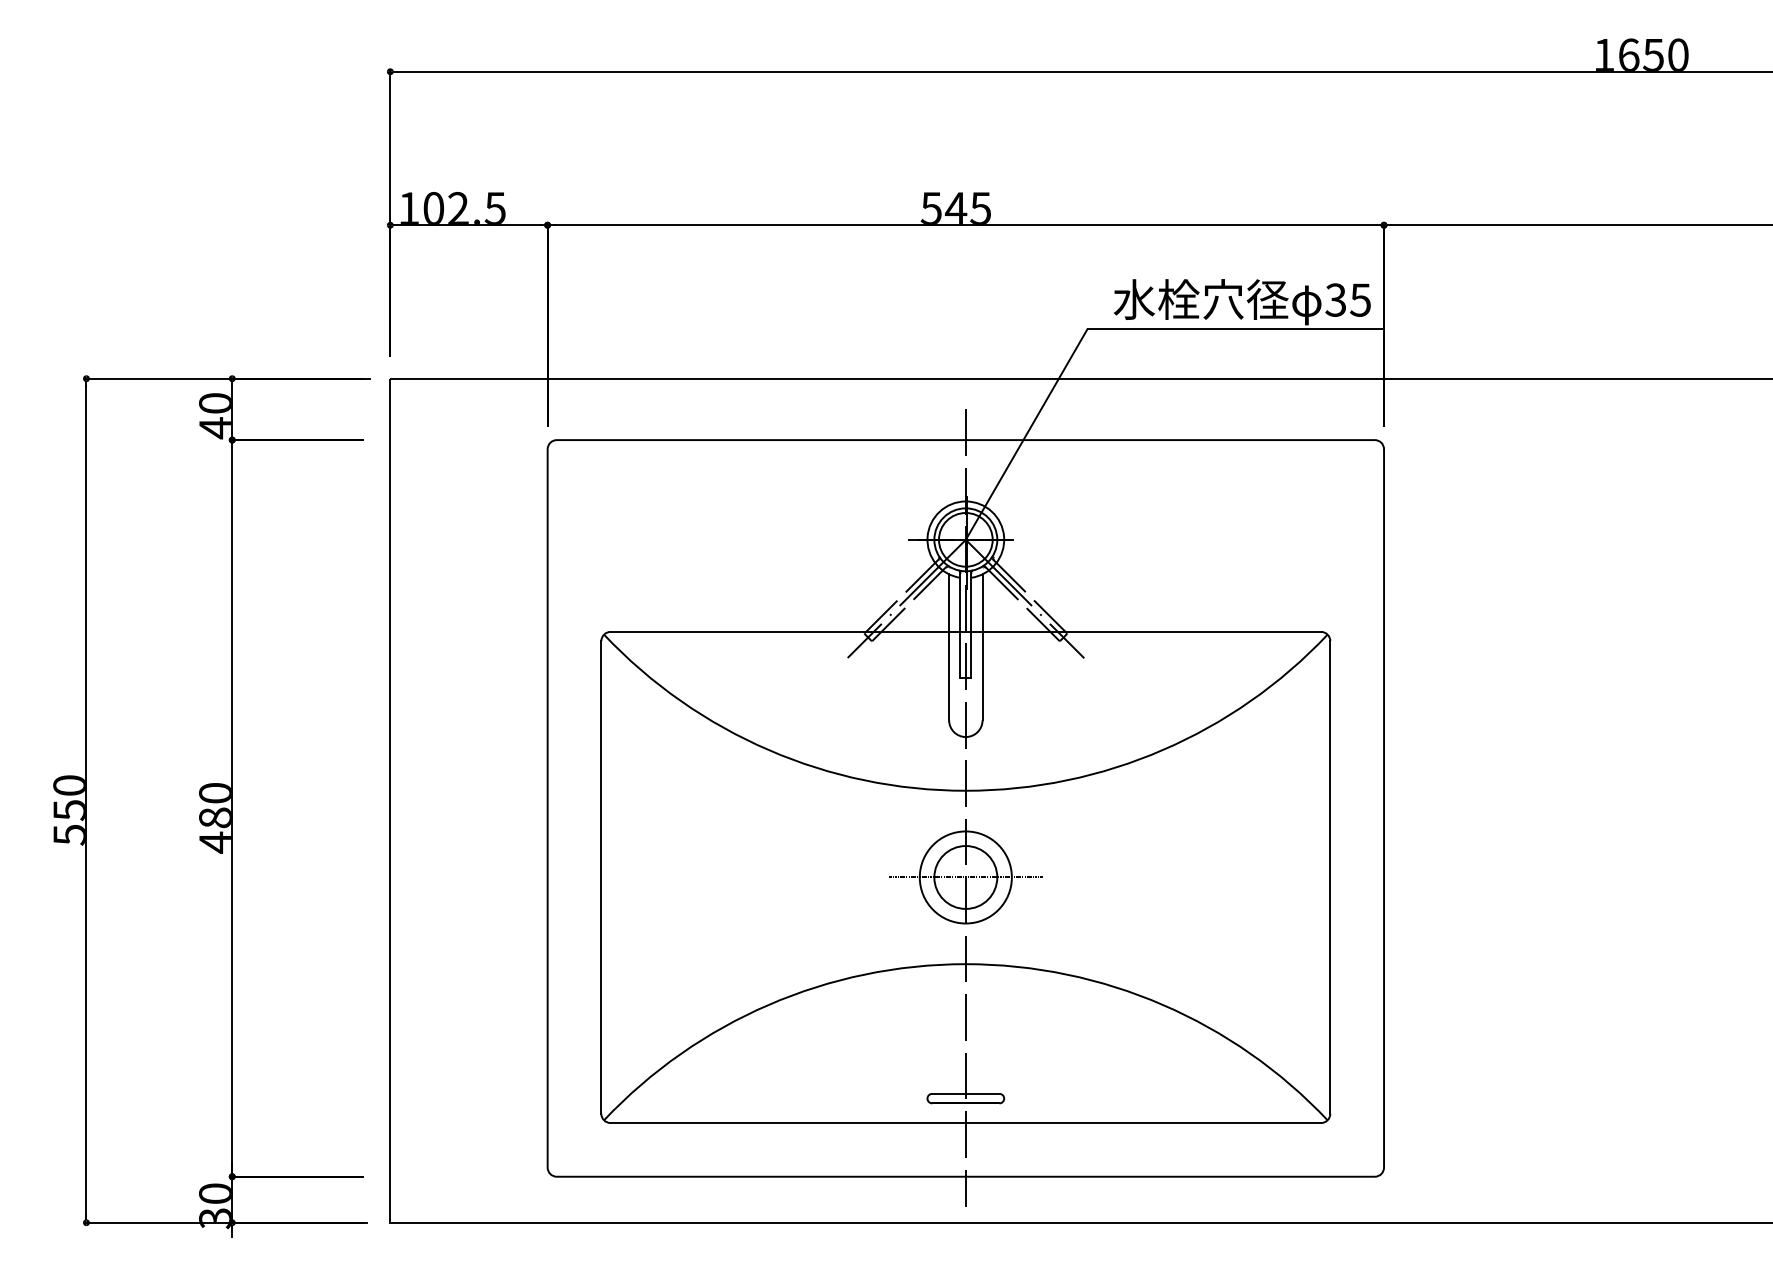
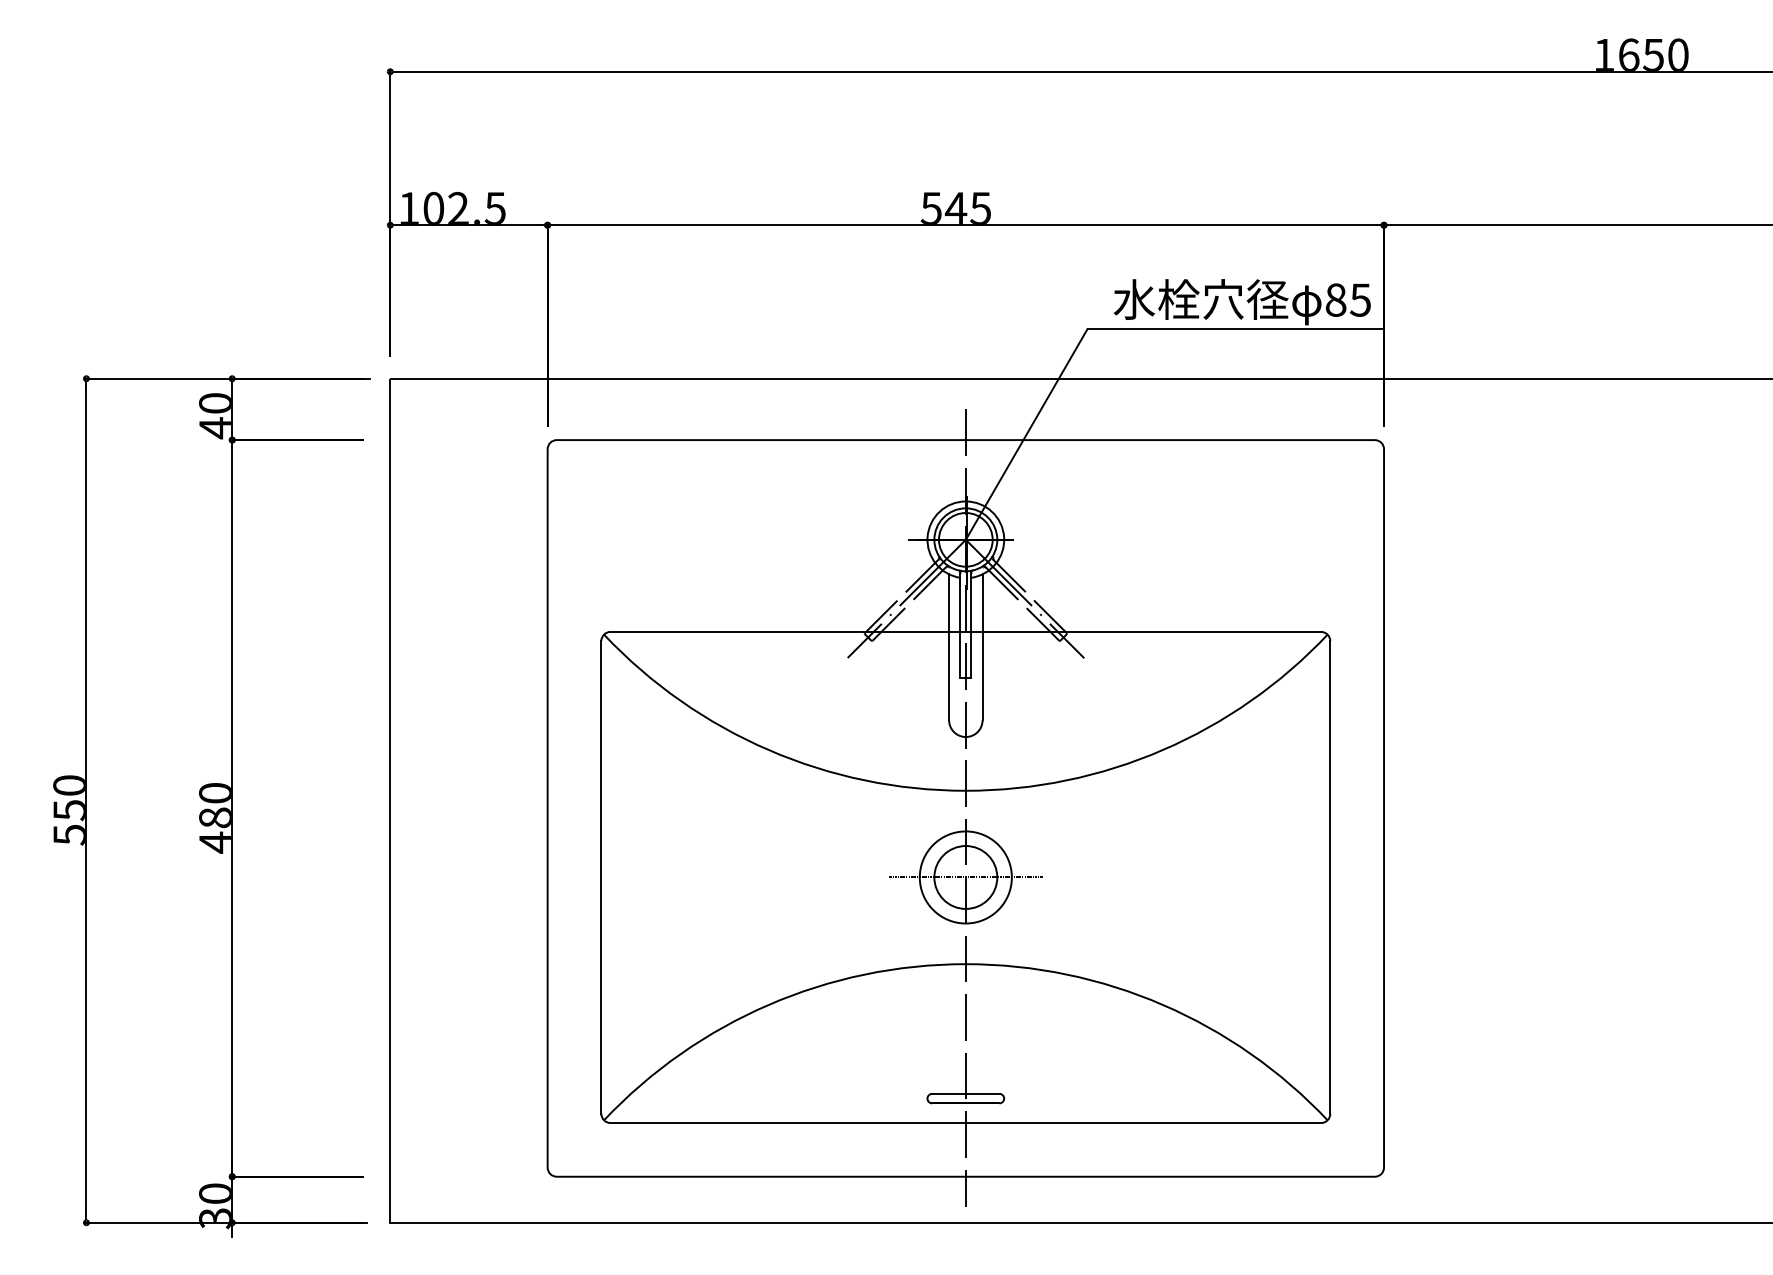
text: 35 -> 85 (1335, 299)
